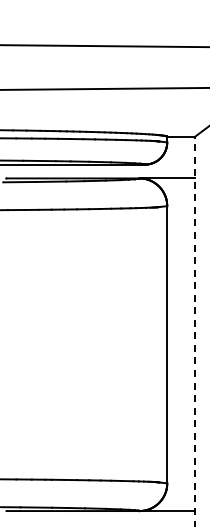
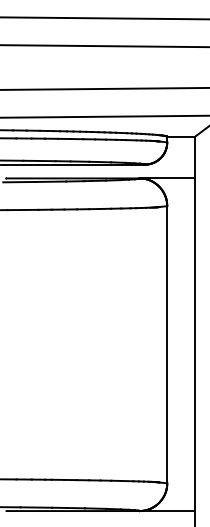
line: none -> present (104, 18)
line: none -> present (104, 116)
line: dashed -> solid (194, 331)
